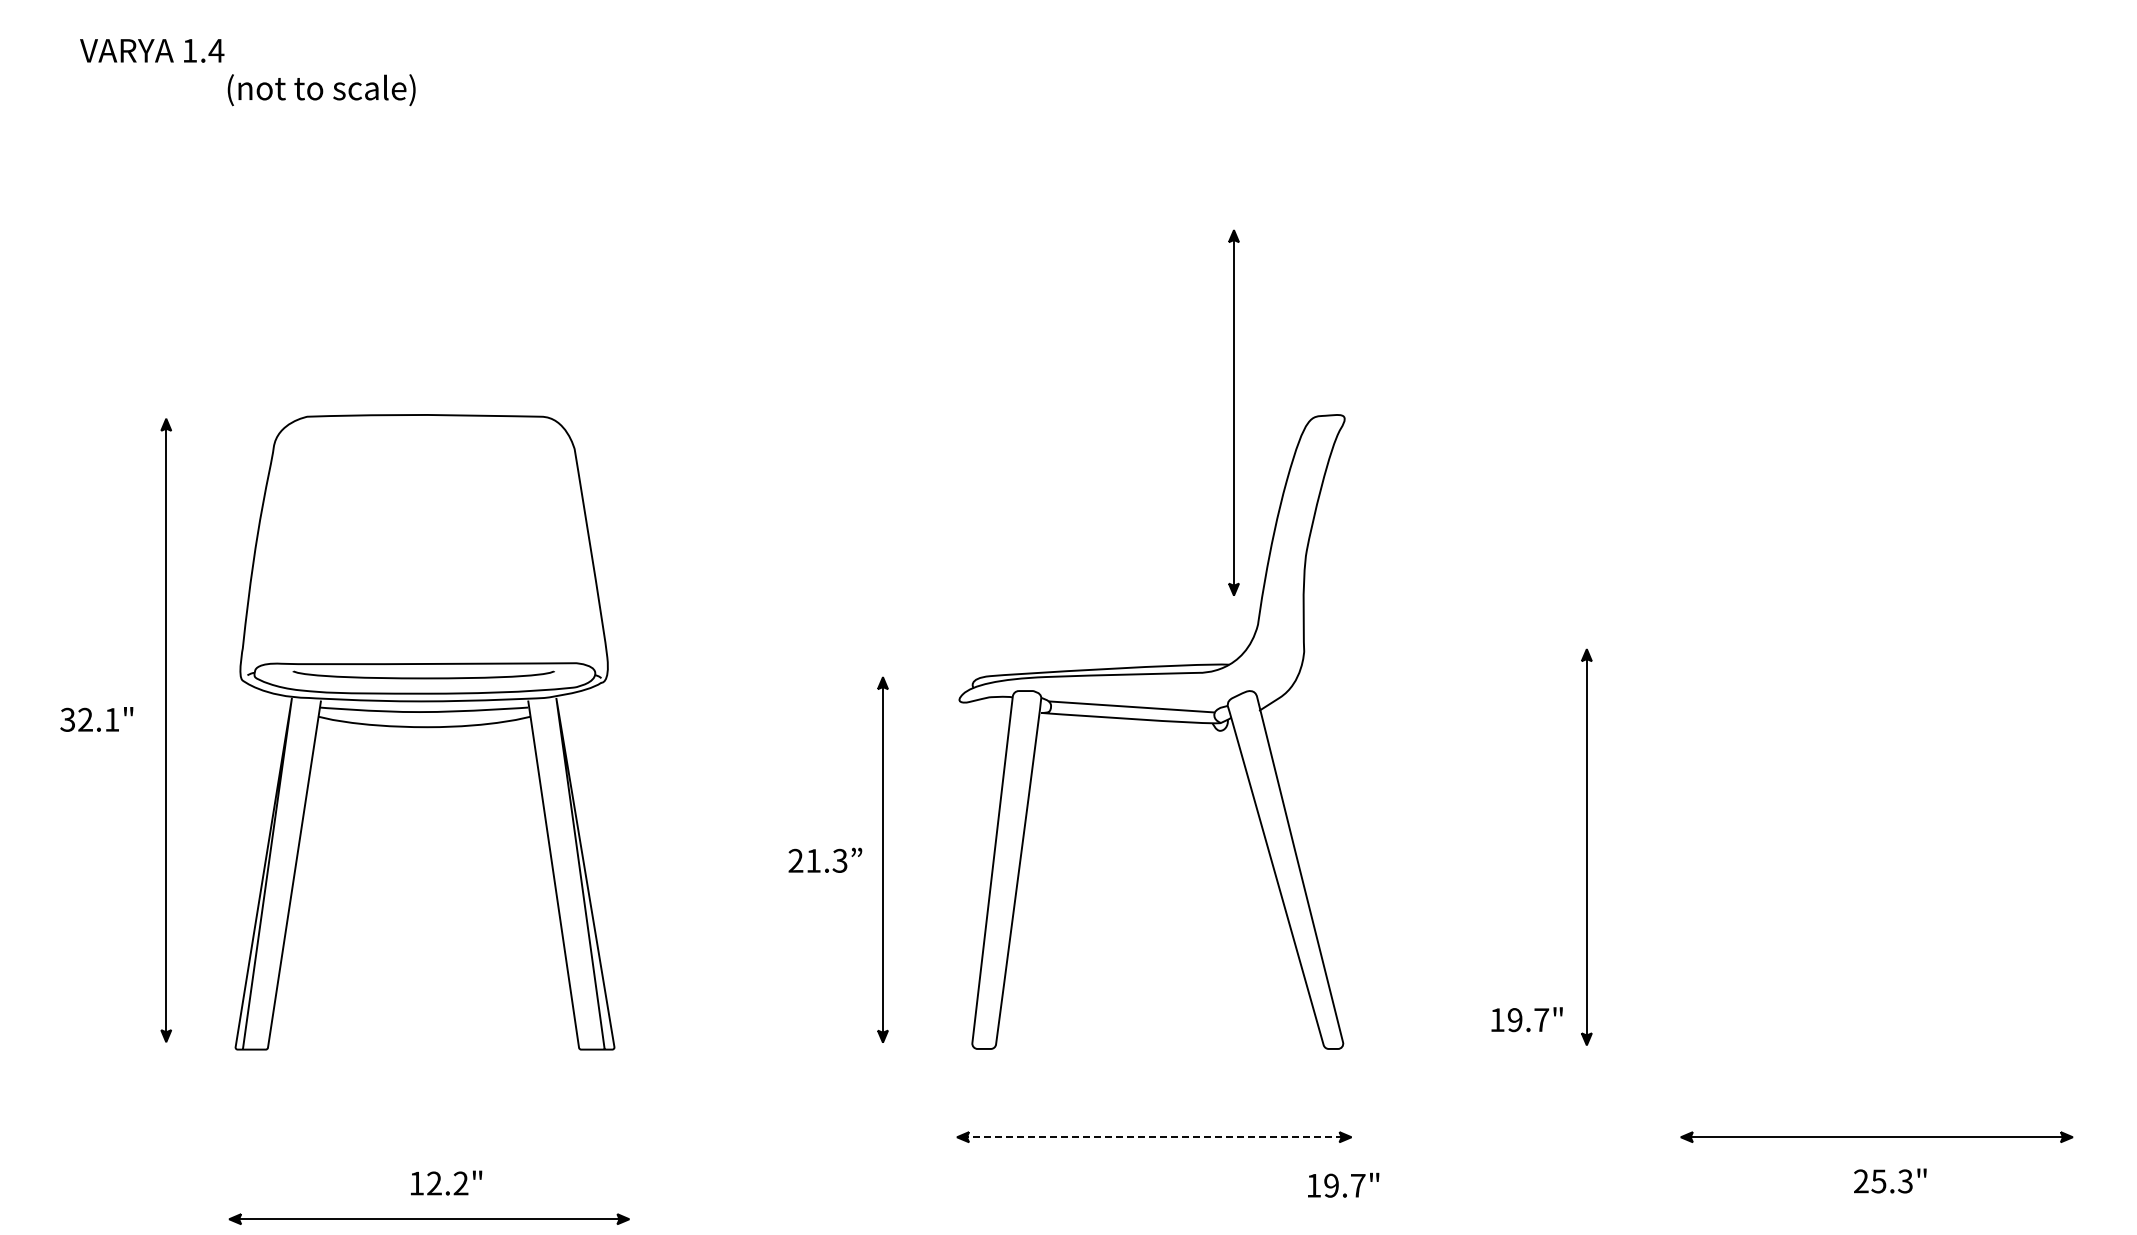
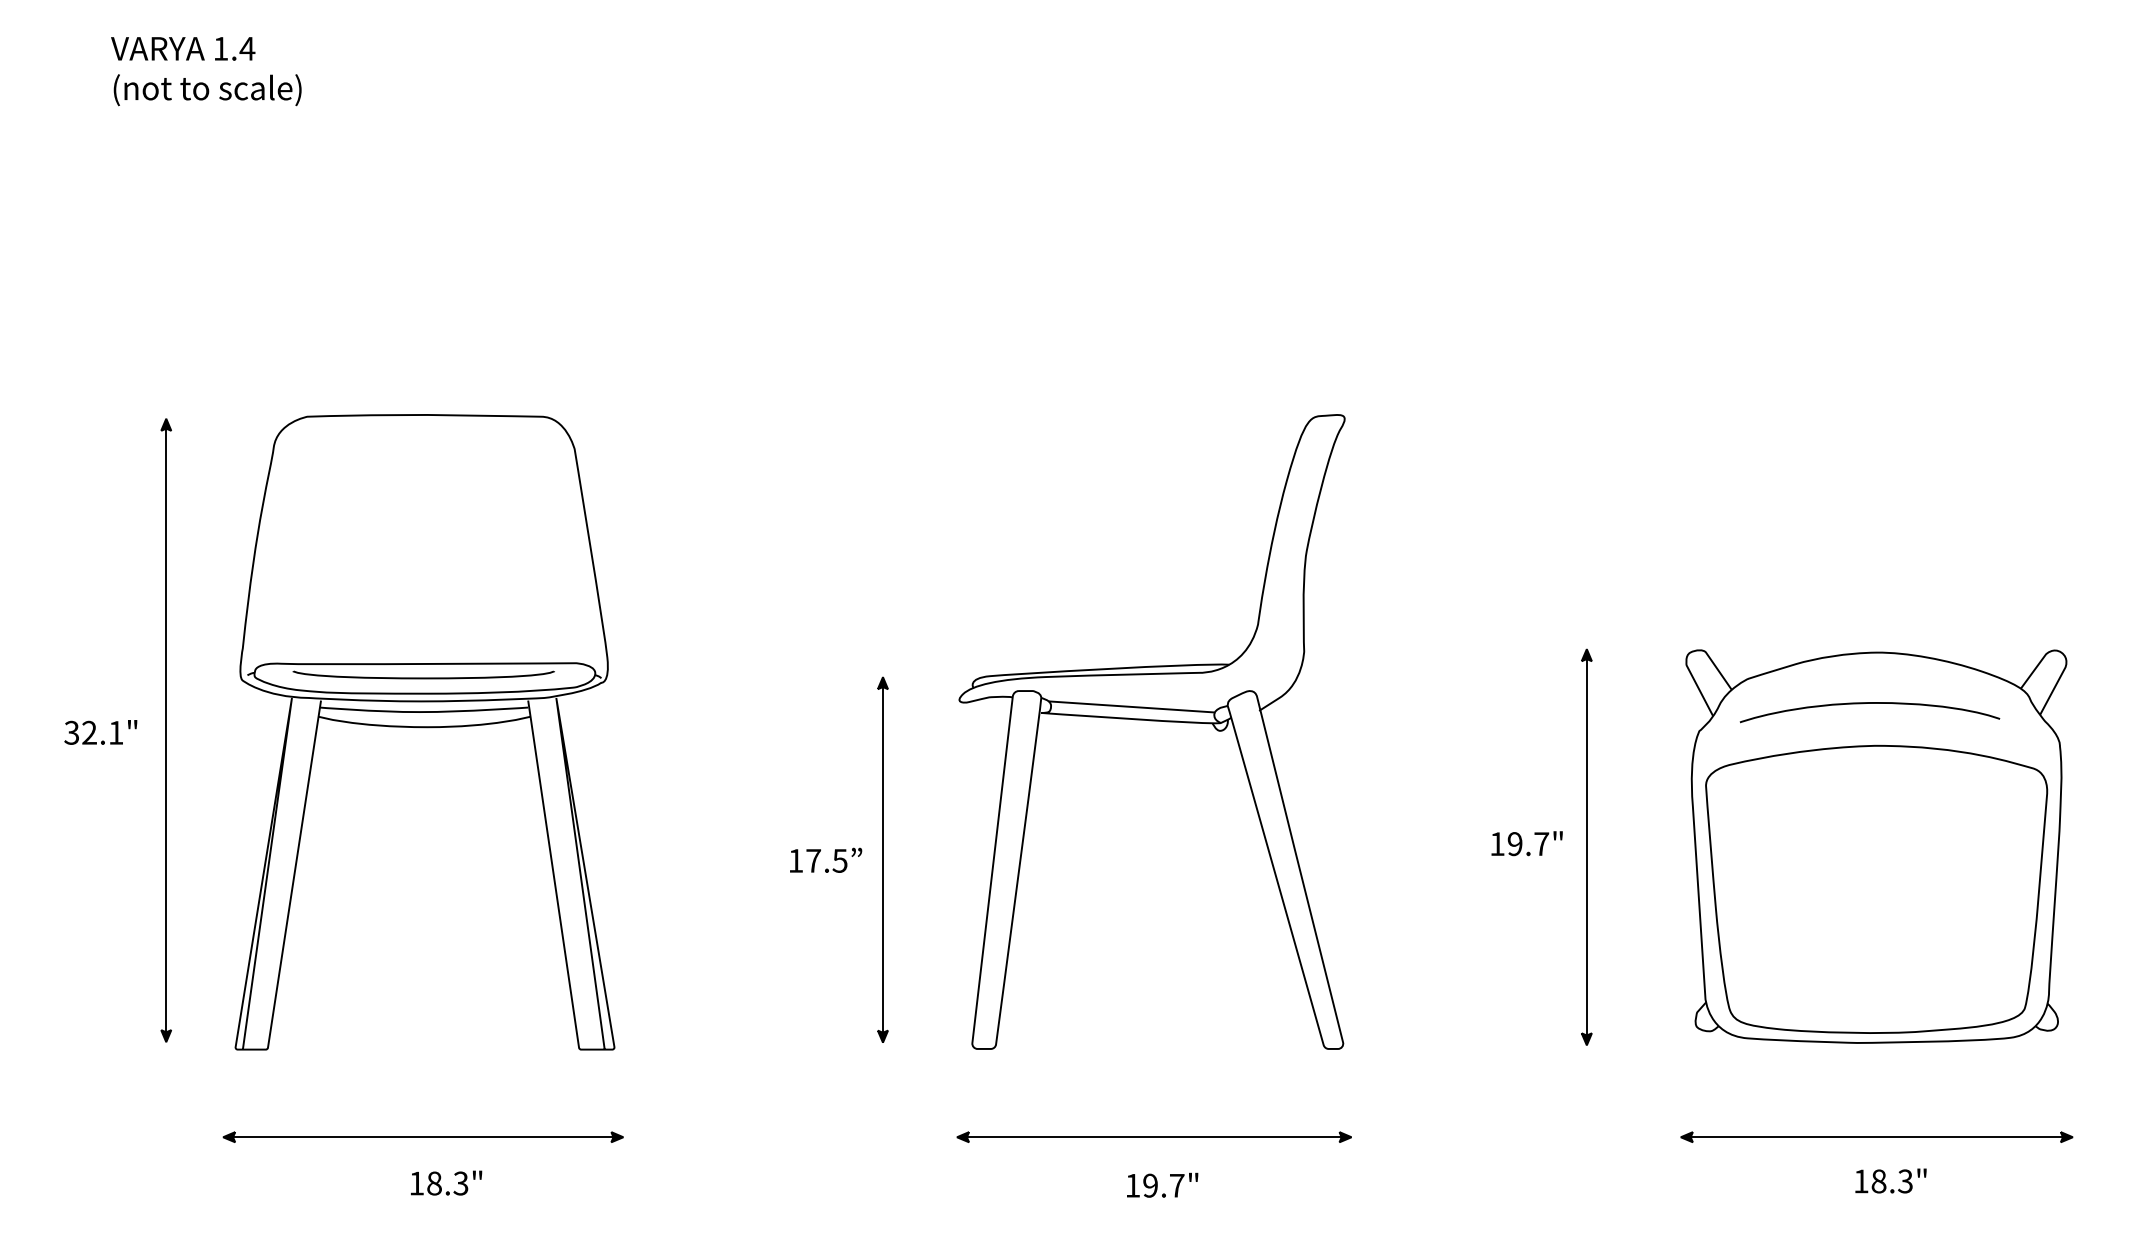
text position: (152, 50) -> (183, 48) (183, 48)
text position: (321, 90) -> (207, 90) (207, 90)
part: present -> none (1233, 412)
text position: (96, 719) -> (100, 732) (100, 732)
part: none -> present (1876, 846)
text: 21.3 -> 17.5 (817, 860)
text position: (1526, 1019) -> (1526, 843) (1526, 843)
line: dashed -> solid (1153, 1137)
text: 25.3" -> 18.3" (1870, 1181)
text: 12.2" -> 18.3" (447, 1183)
text position: (1343, 1184) -> (1162, 1184) (1162, 1184)
part position: (428, 1218) -> (422, 1136) (422, 1136)
